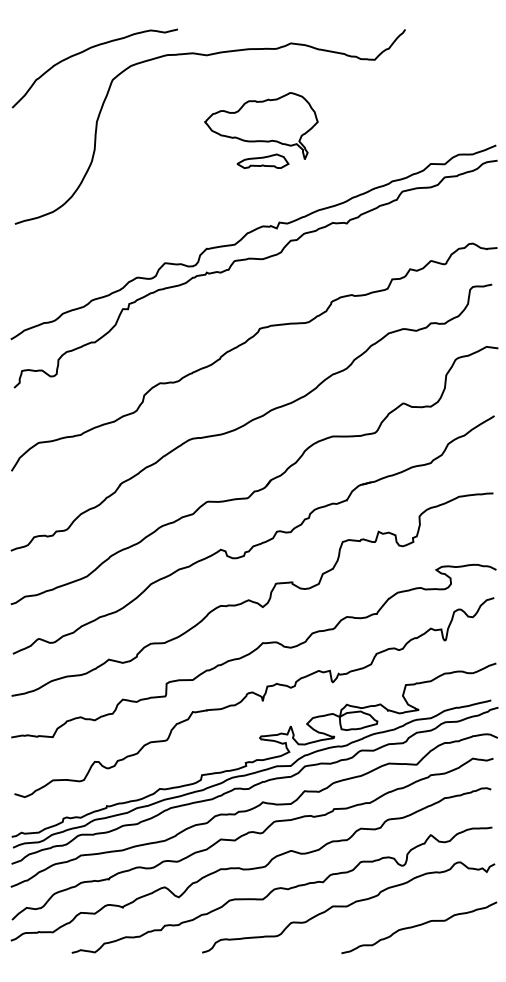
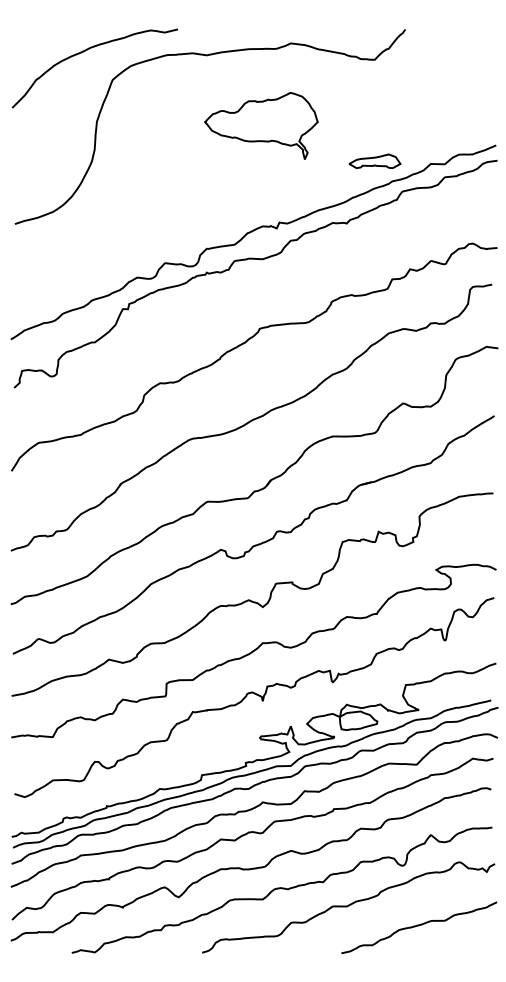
part position: (262, 160) -> (374, 160) (374, 160)
